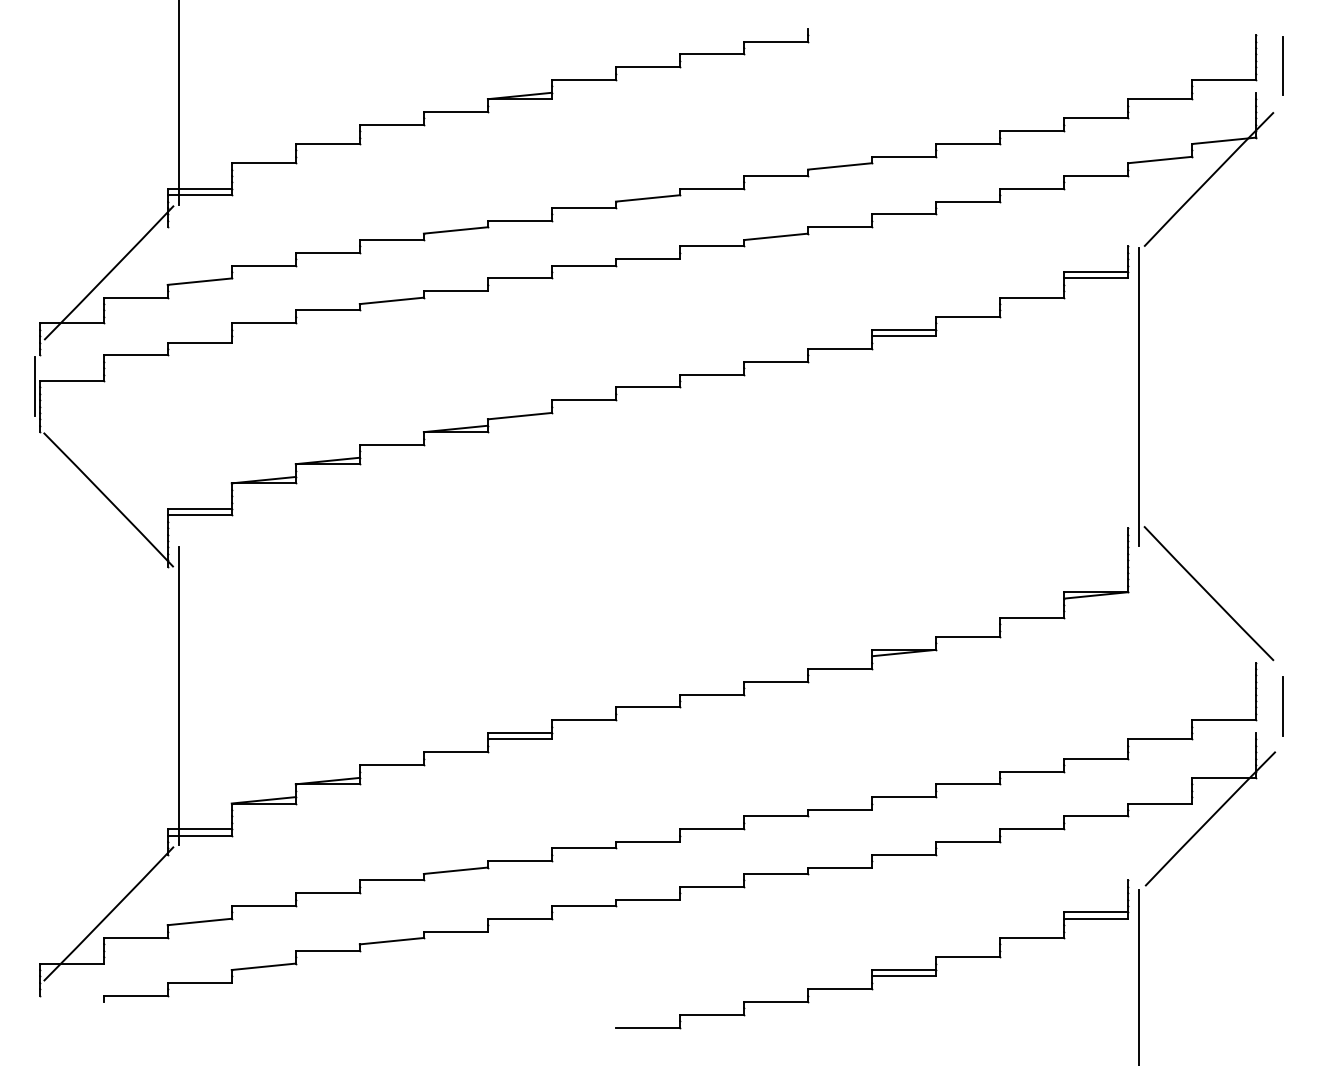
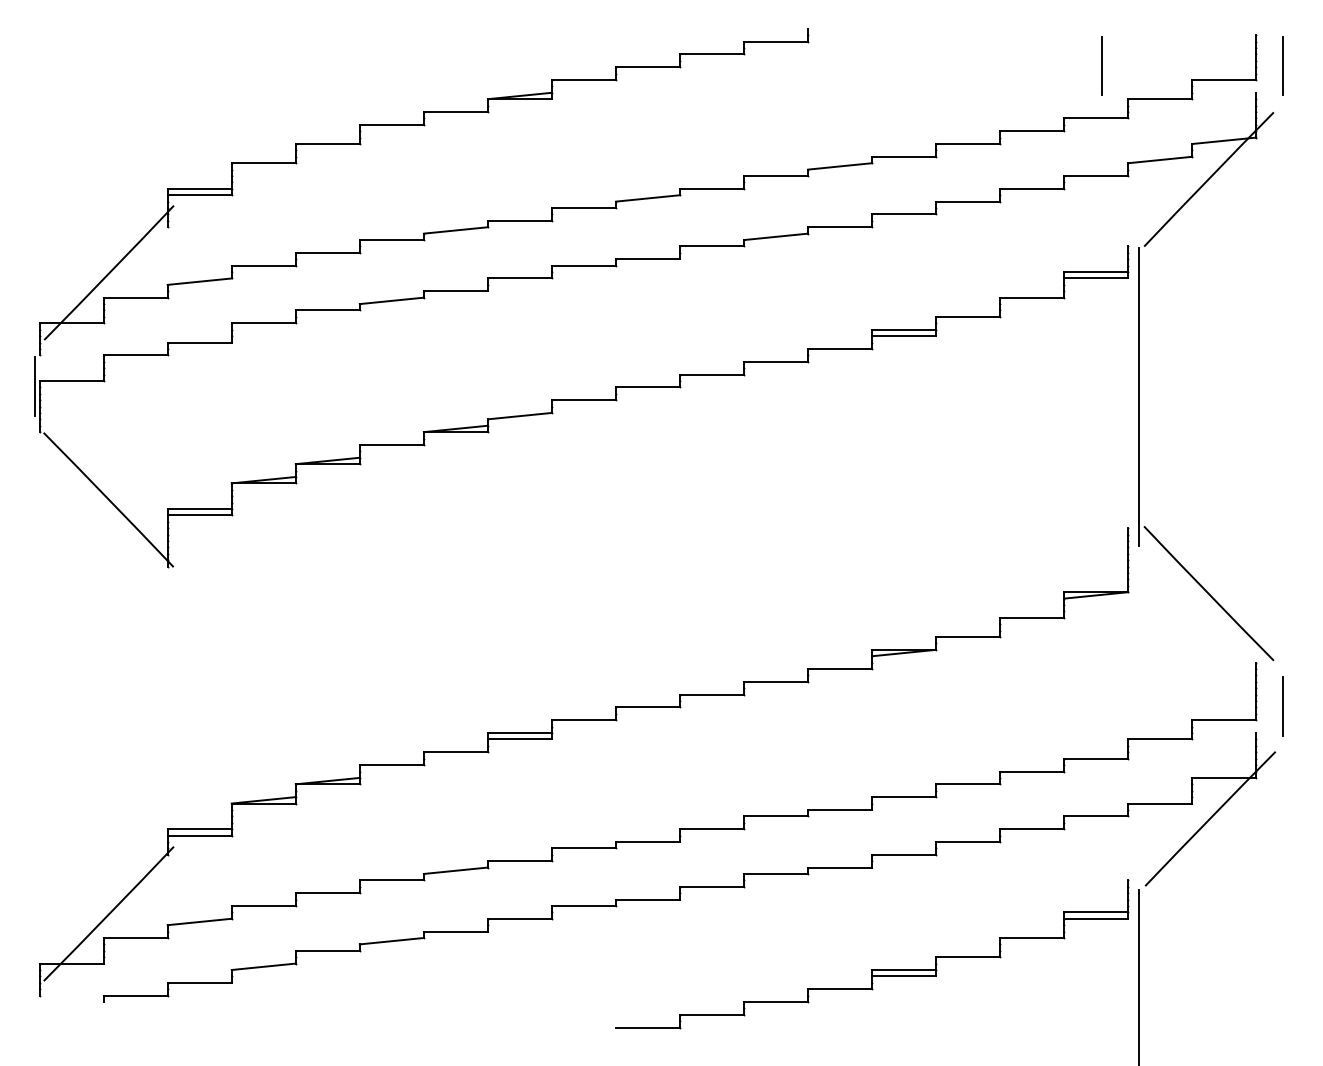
line: none -> present (1101, 65)
line: present -> none (178, 103)
line: present -> none (178, 695)
